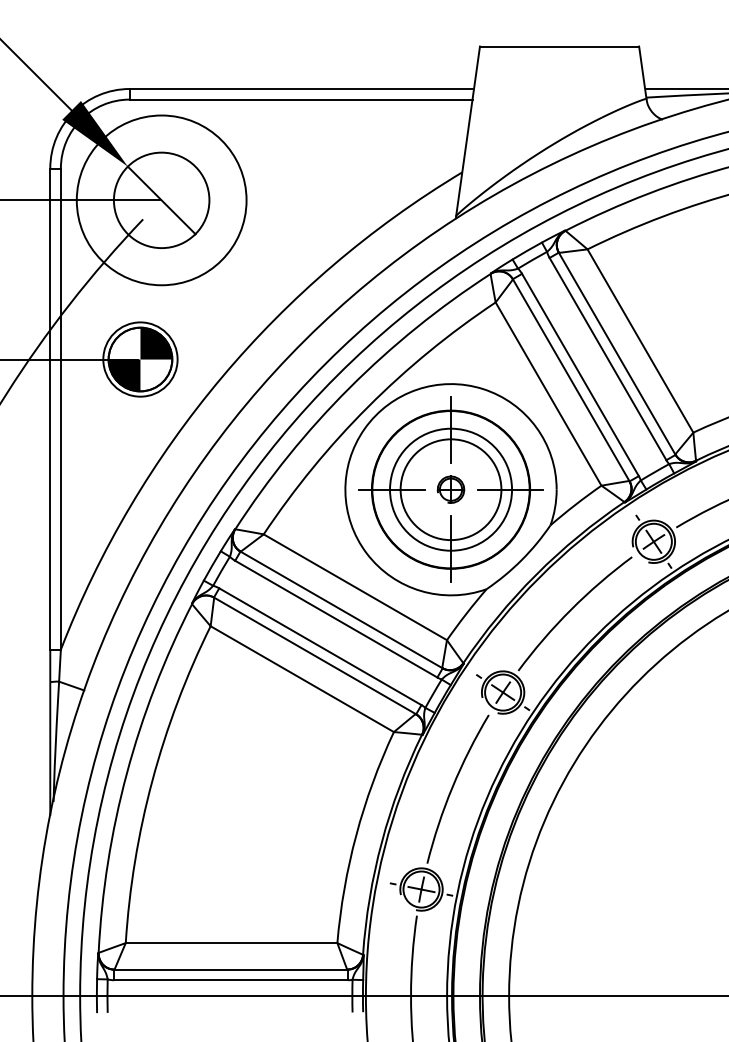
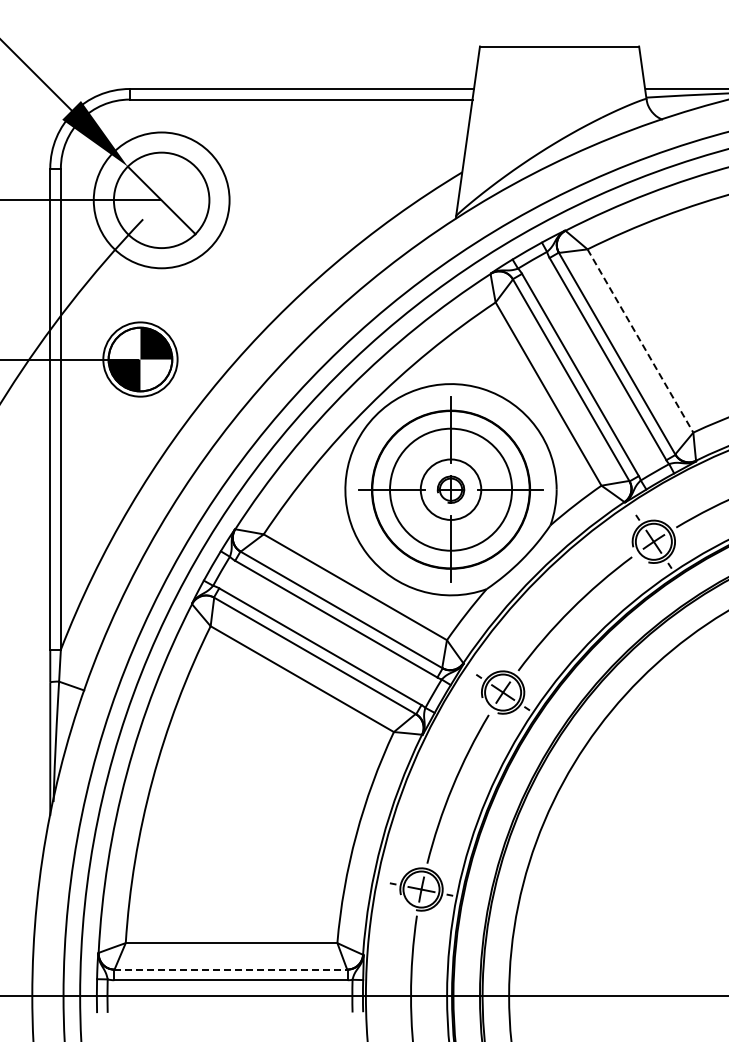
circle diameter: 170 px -> 136 px (161, 200)
line: solid -> dashed (640, 341)
circle diameter: 101 px -> 60 px (450, 489)
line: solid -> dashed (231, 969)
